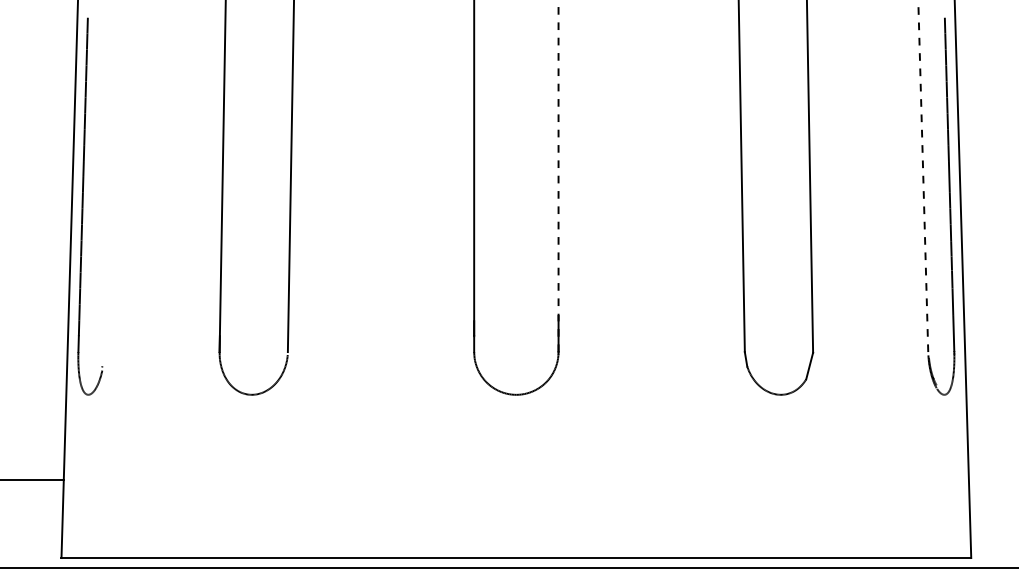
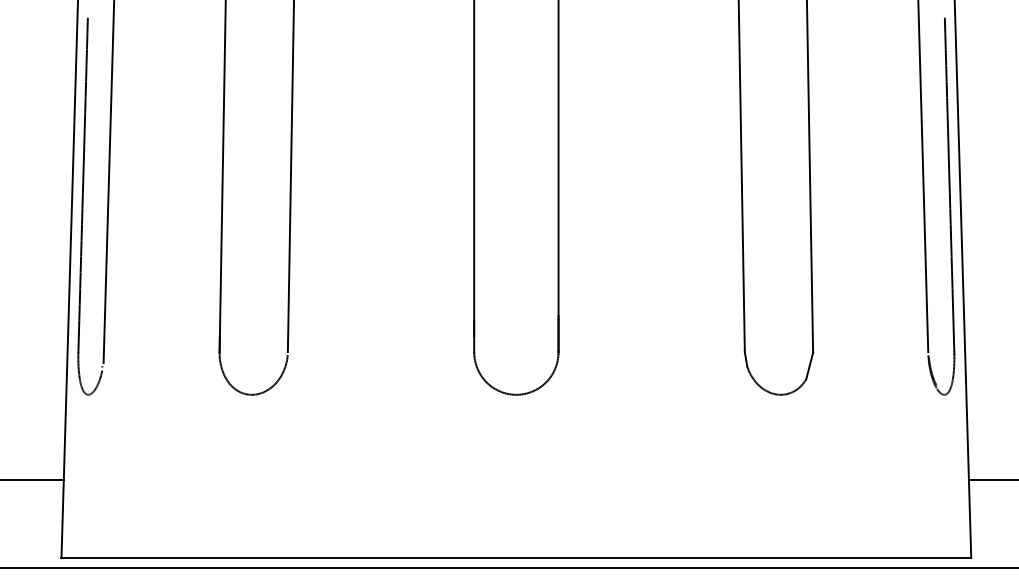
line: dashed -> solid (558, 176)
line: dashed -> solid (923, 176)
line: none -> present (108, 182)
line: none -> present (991, 479)
